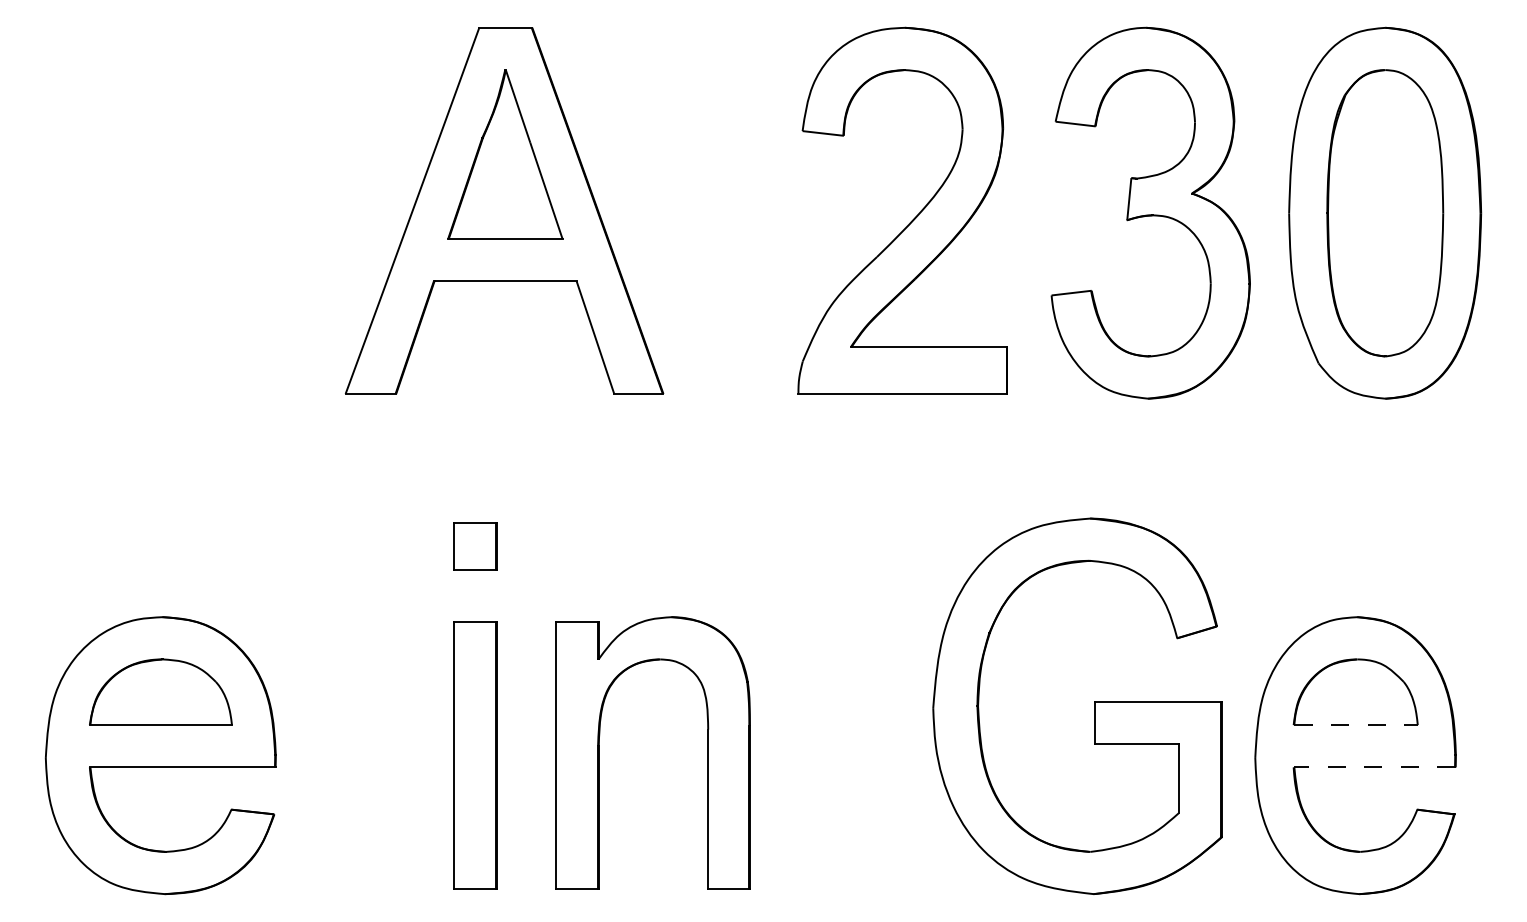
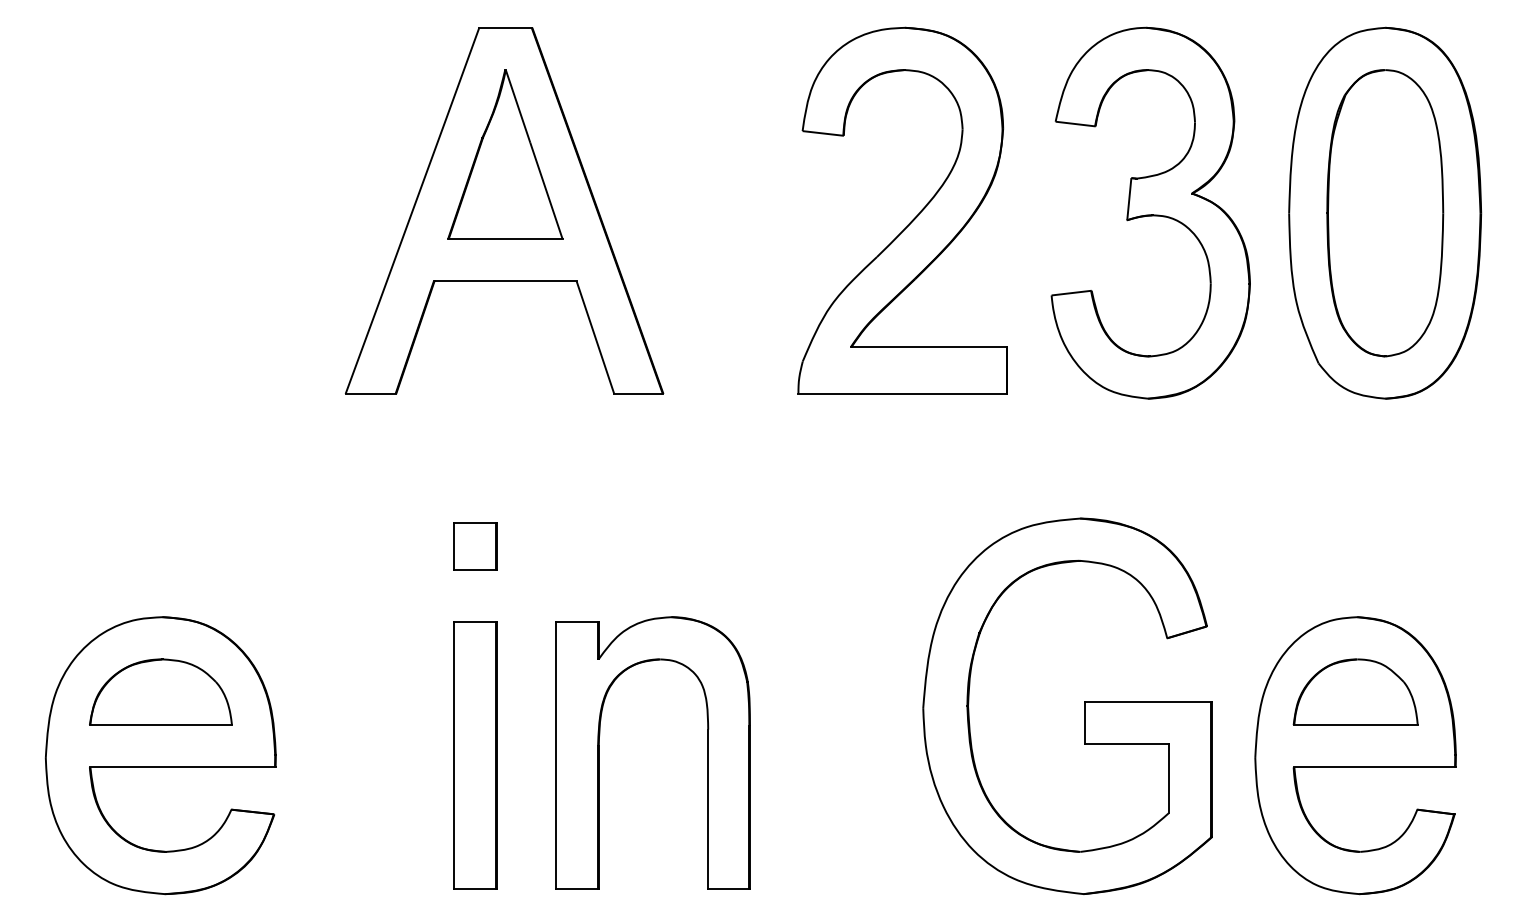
part position: (1094, 705) -> (1084, 705) (1084, 705)
line: dashed -> solid (1356, 725)
line: dashed -> solid (1375, 767)
